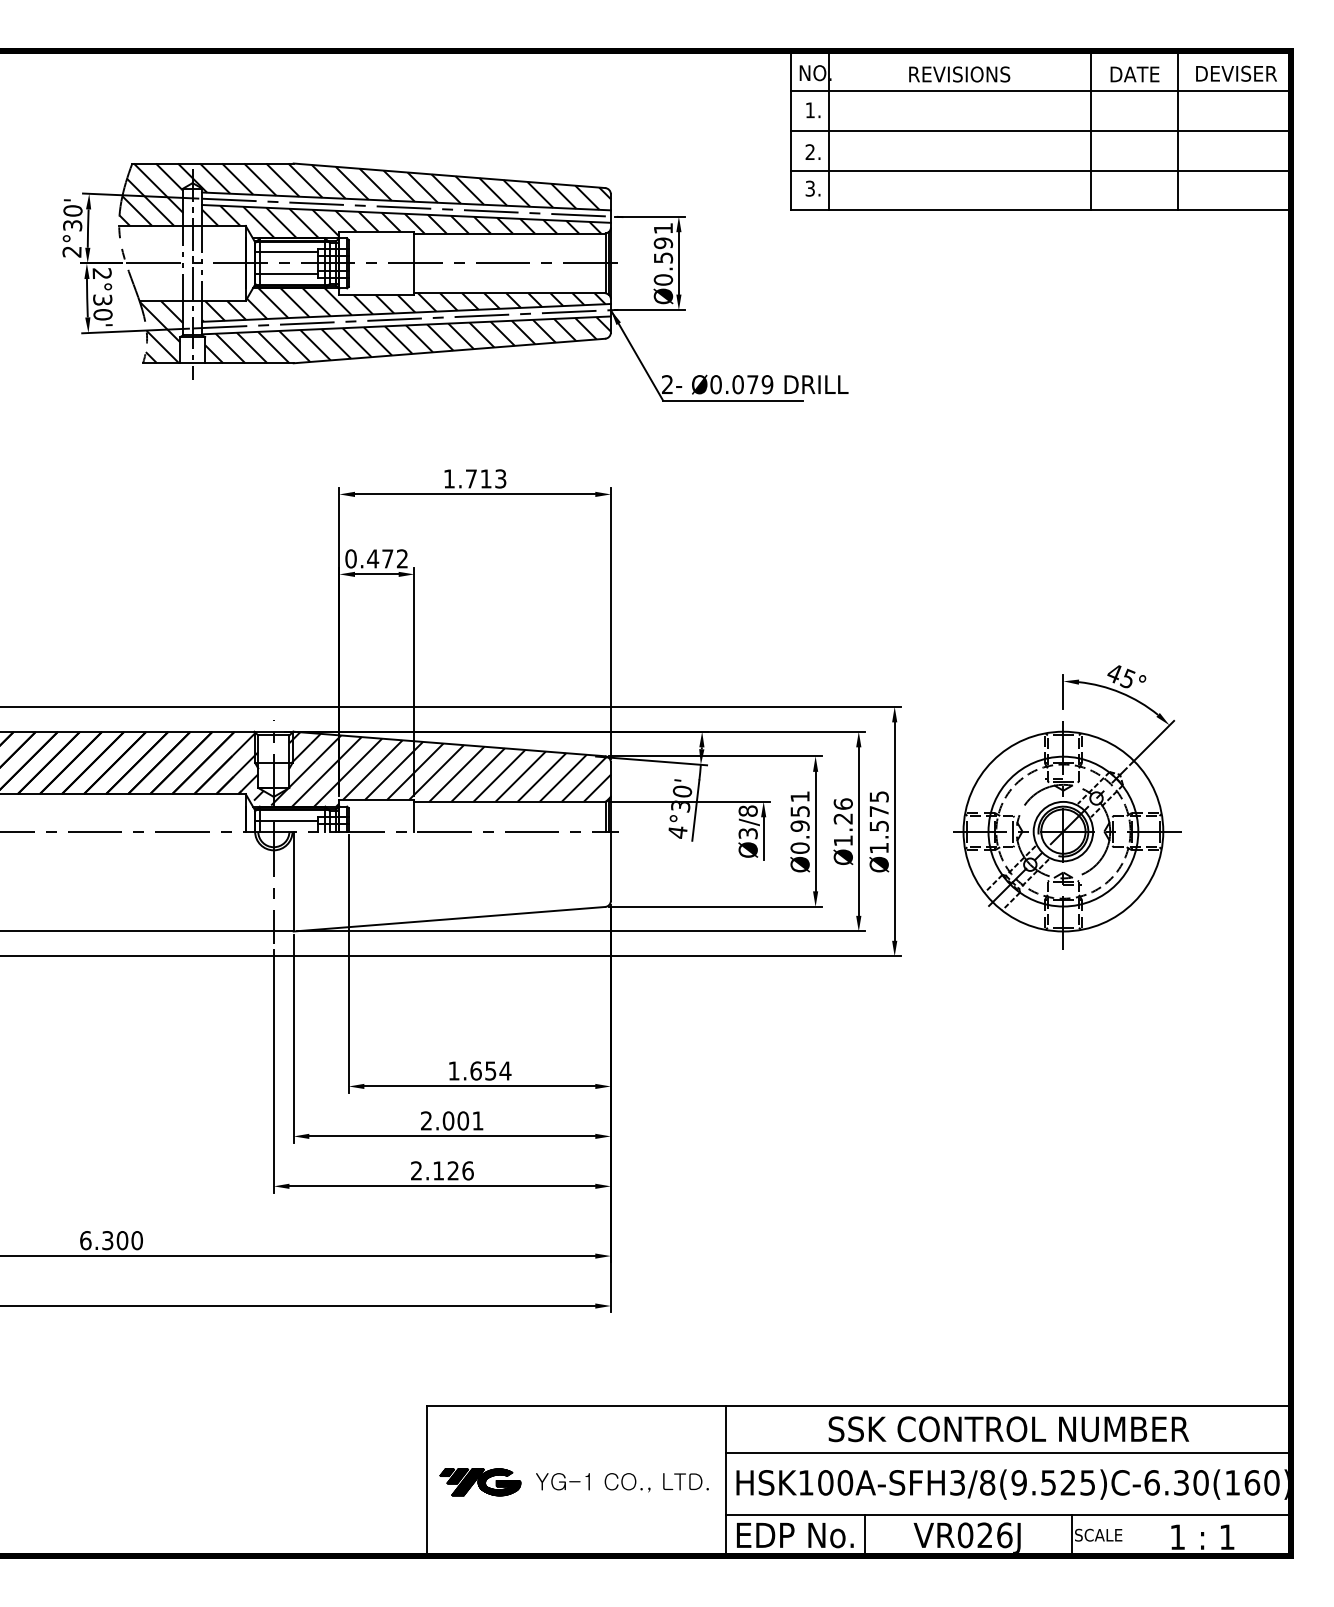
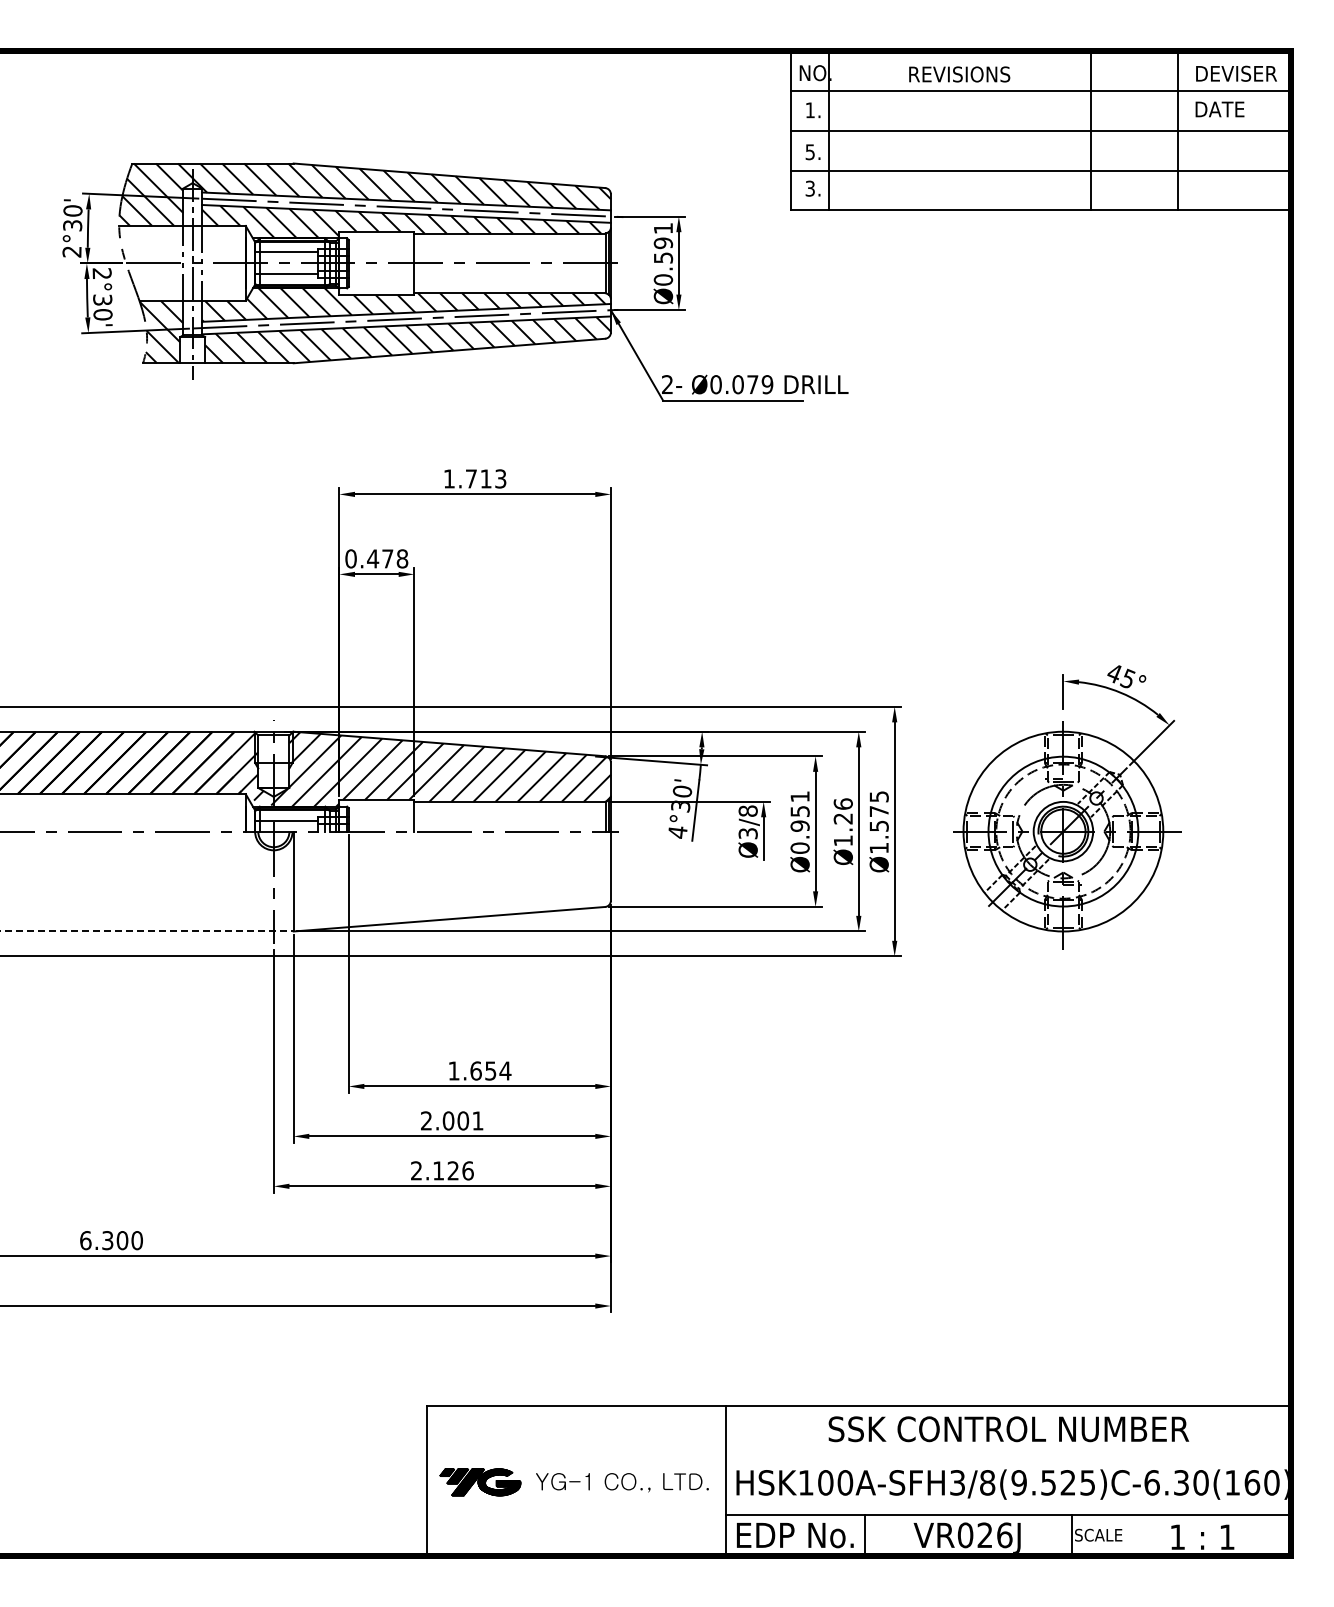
text position: (1134, 74) -> (1219, 109) (1219, 109)
text: 2. -> 5. (809, 152)
text: 0.472 -> 0.478 (402, 558)
line: solid -> dashed (147, 931)
line: present -> none (1008, 1452)
